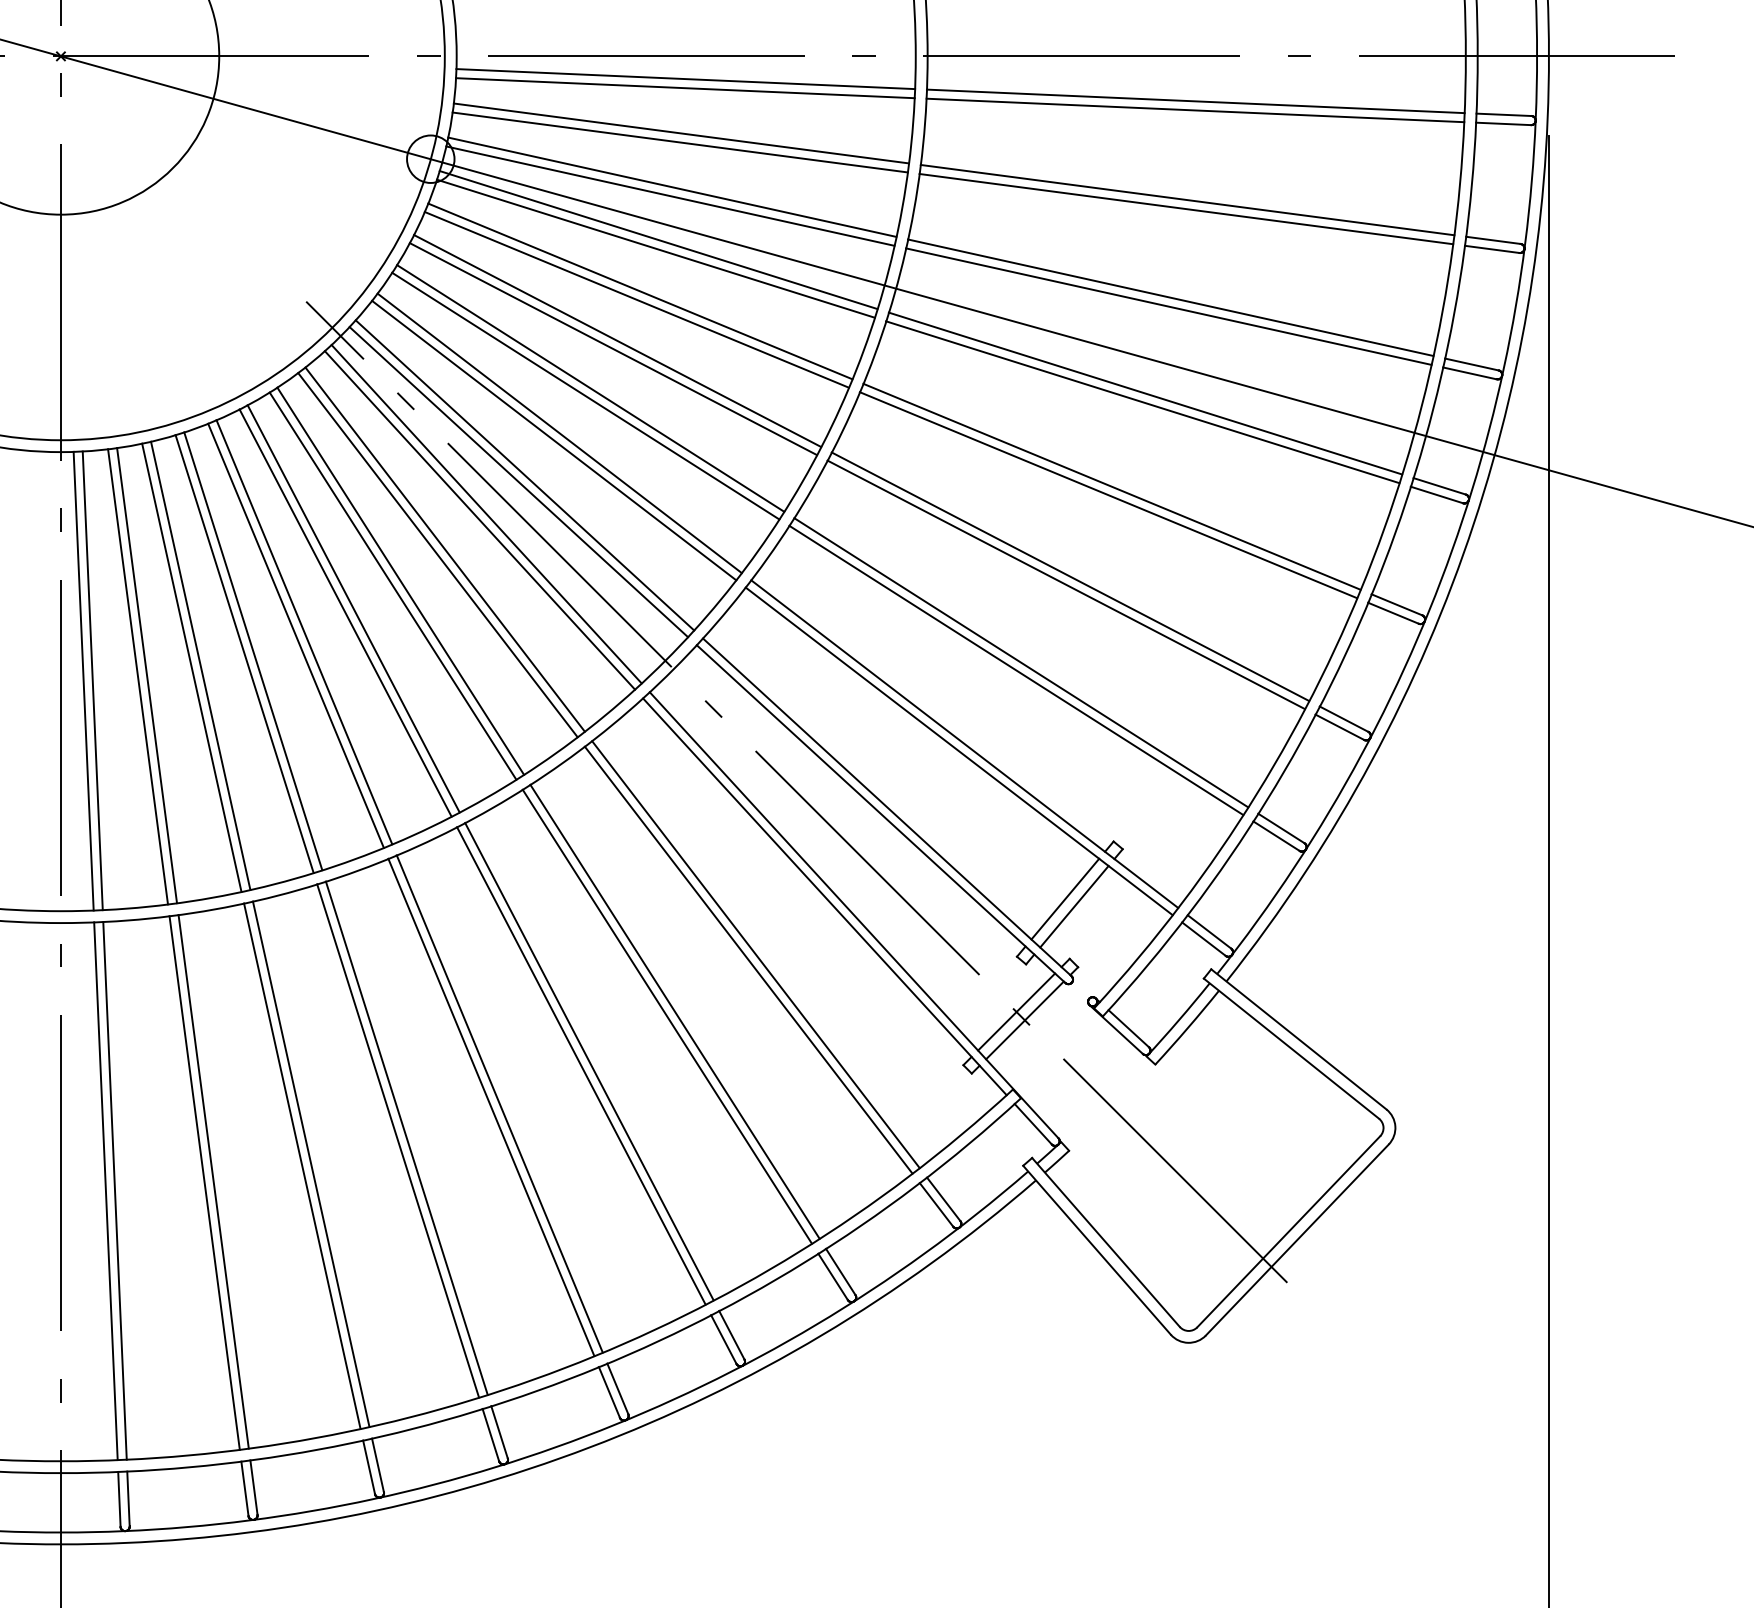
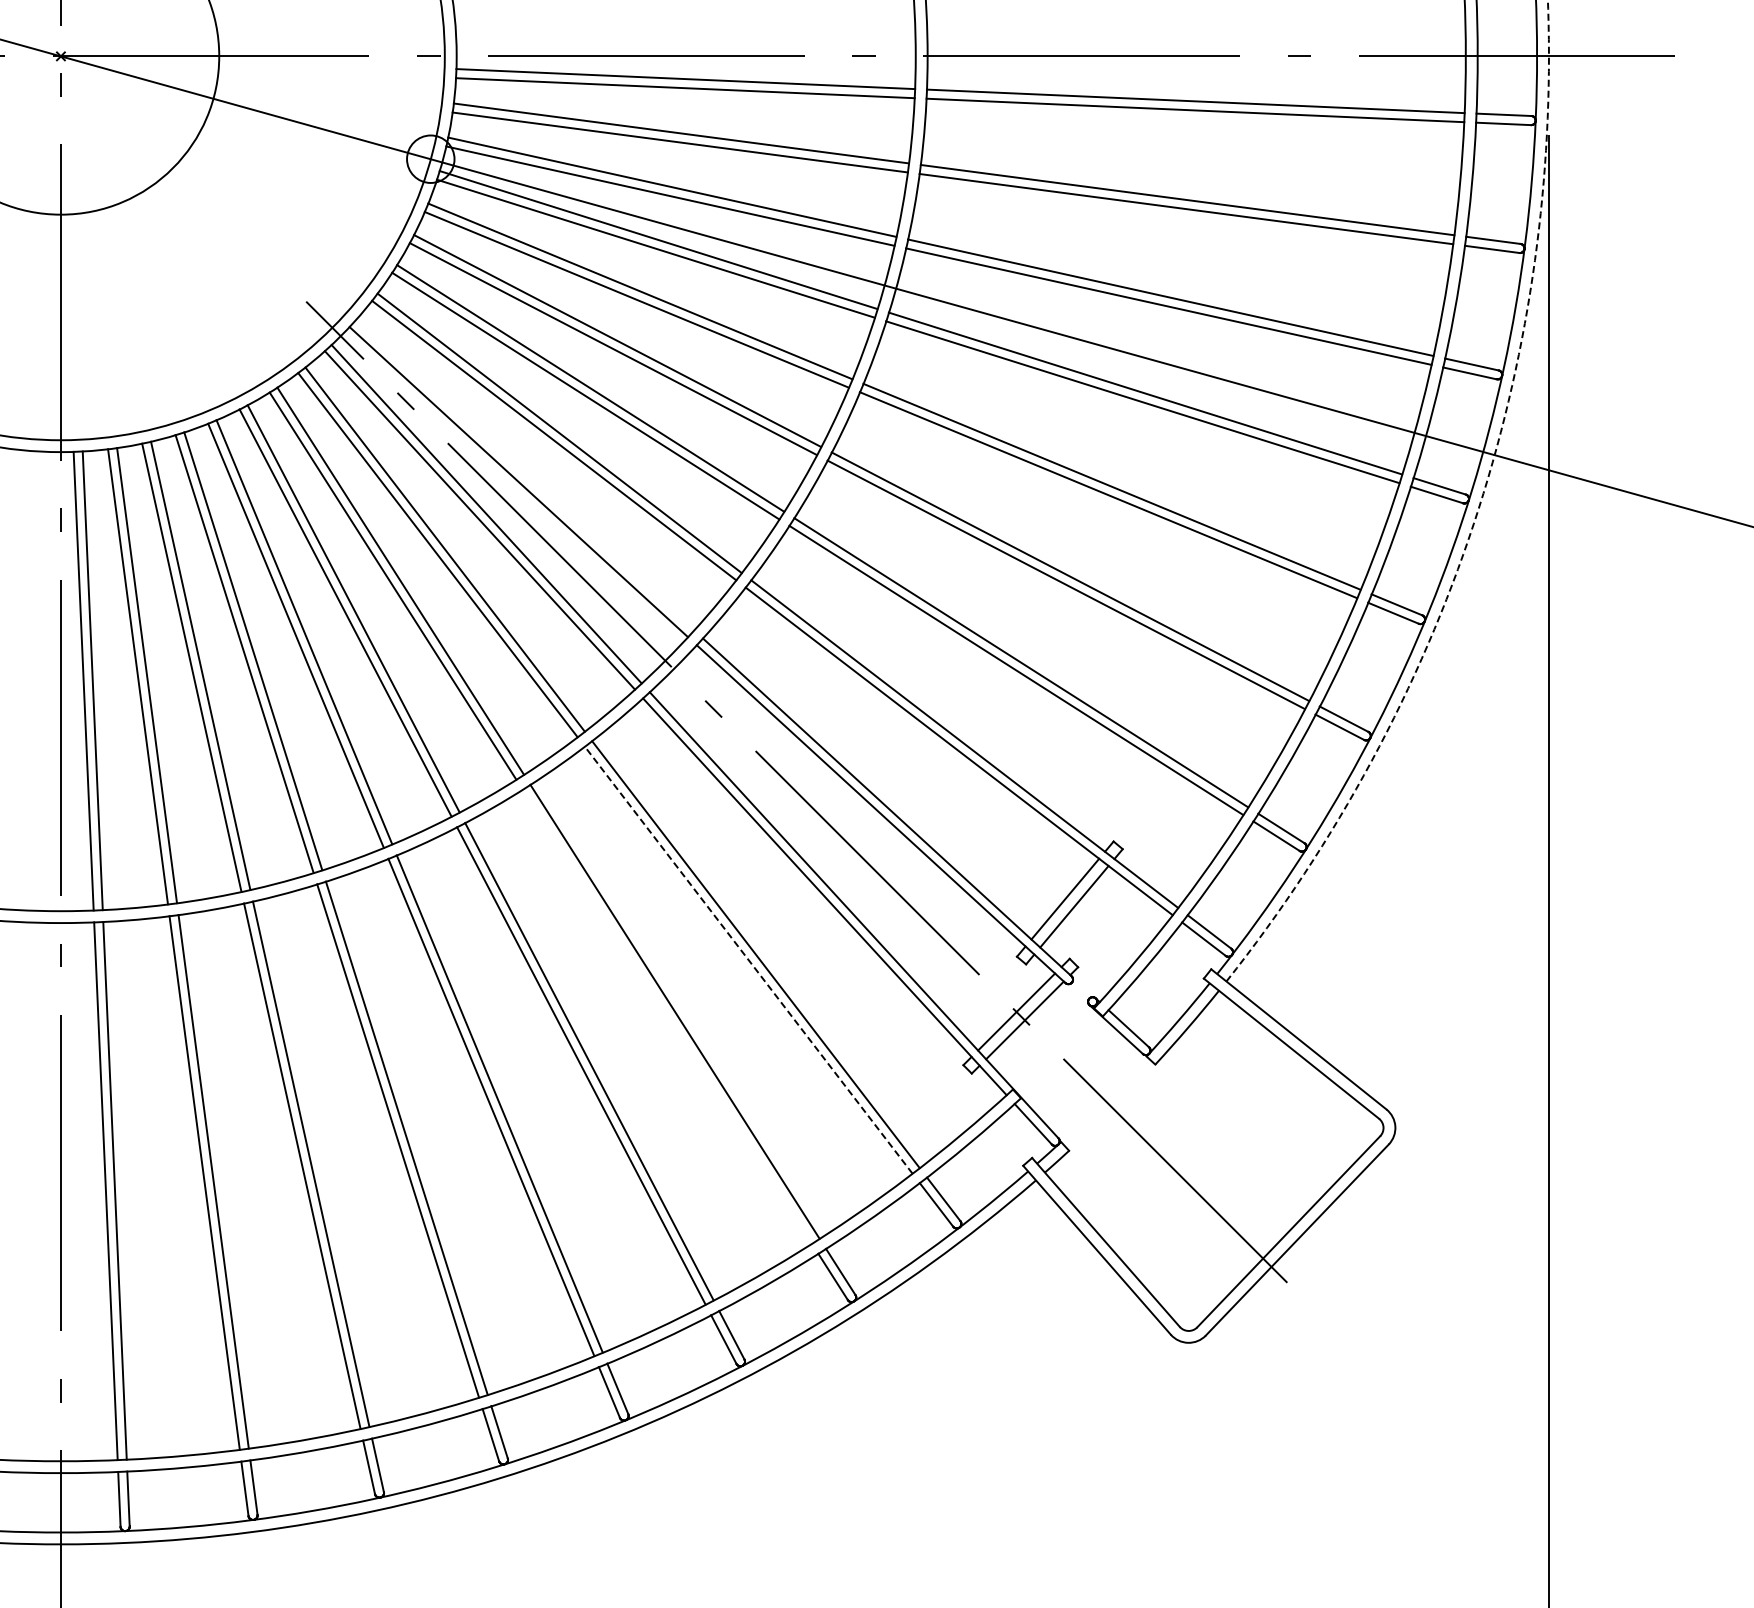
line: present -> none (524, 475)
arc: solid -> dashed (1474, 521)
line: solid -> dashed (748, 959)
line: present -> none (666, 1016)
